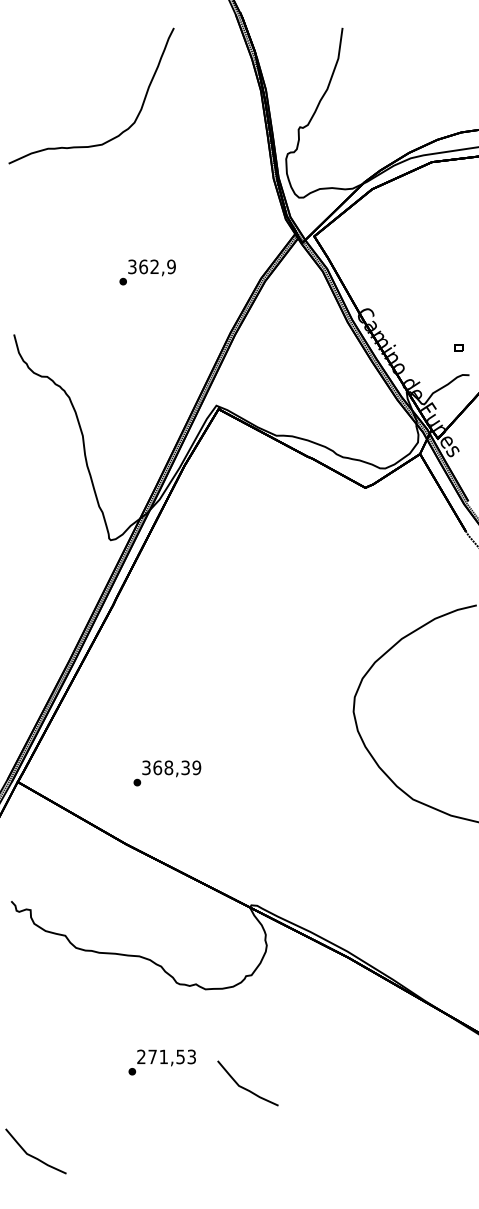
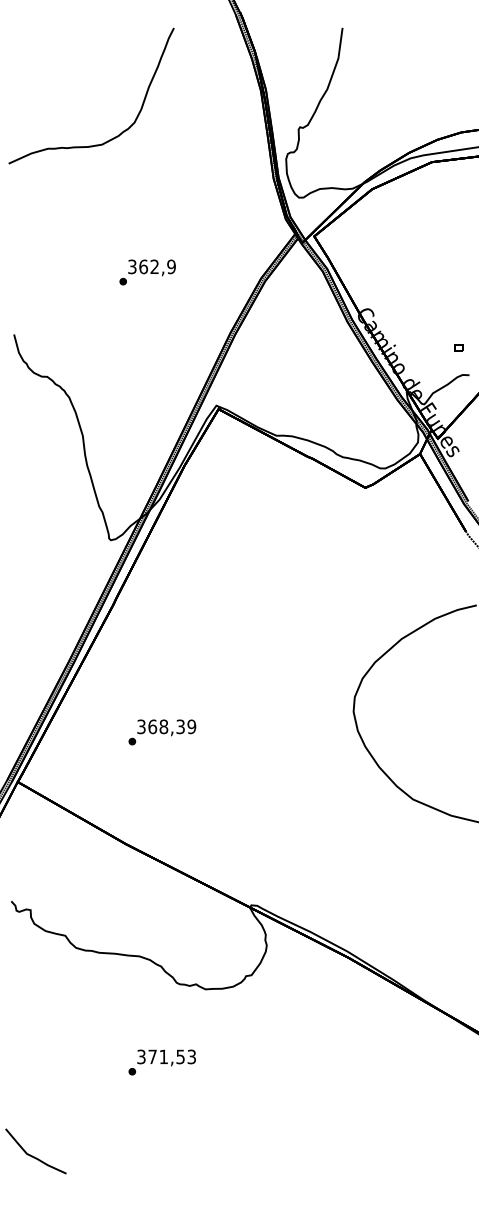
text position: (167, 773) -> (162, 732) (162, 732)
text: 271,53 -> 371,53 (141, 1057)
curve: present -> none (244, 1087)
